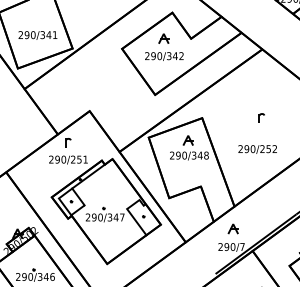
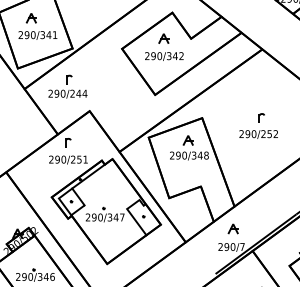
part: none -> present (30, 18)
part: none -> present (67, 86)
text position: (257, 149) -> (258, 134) (258, 134)
